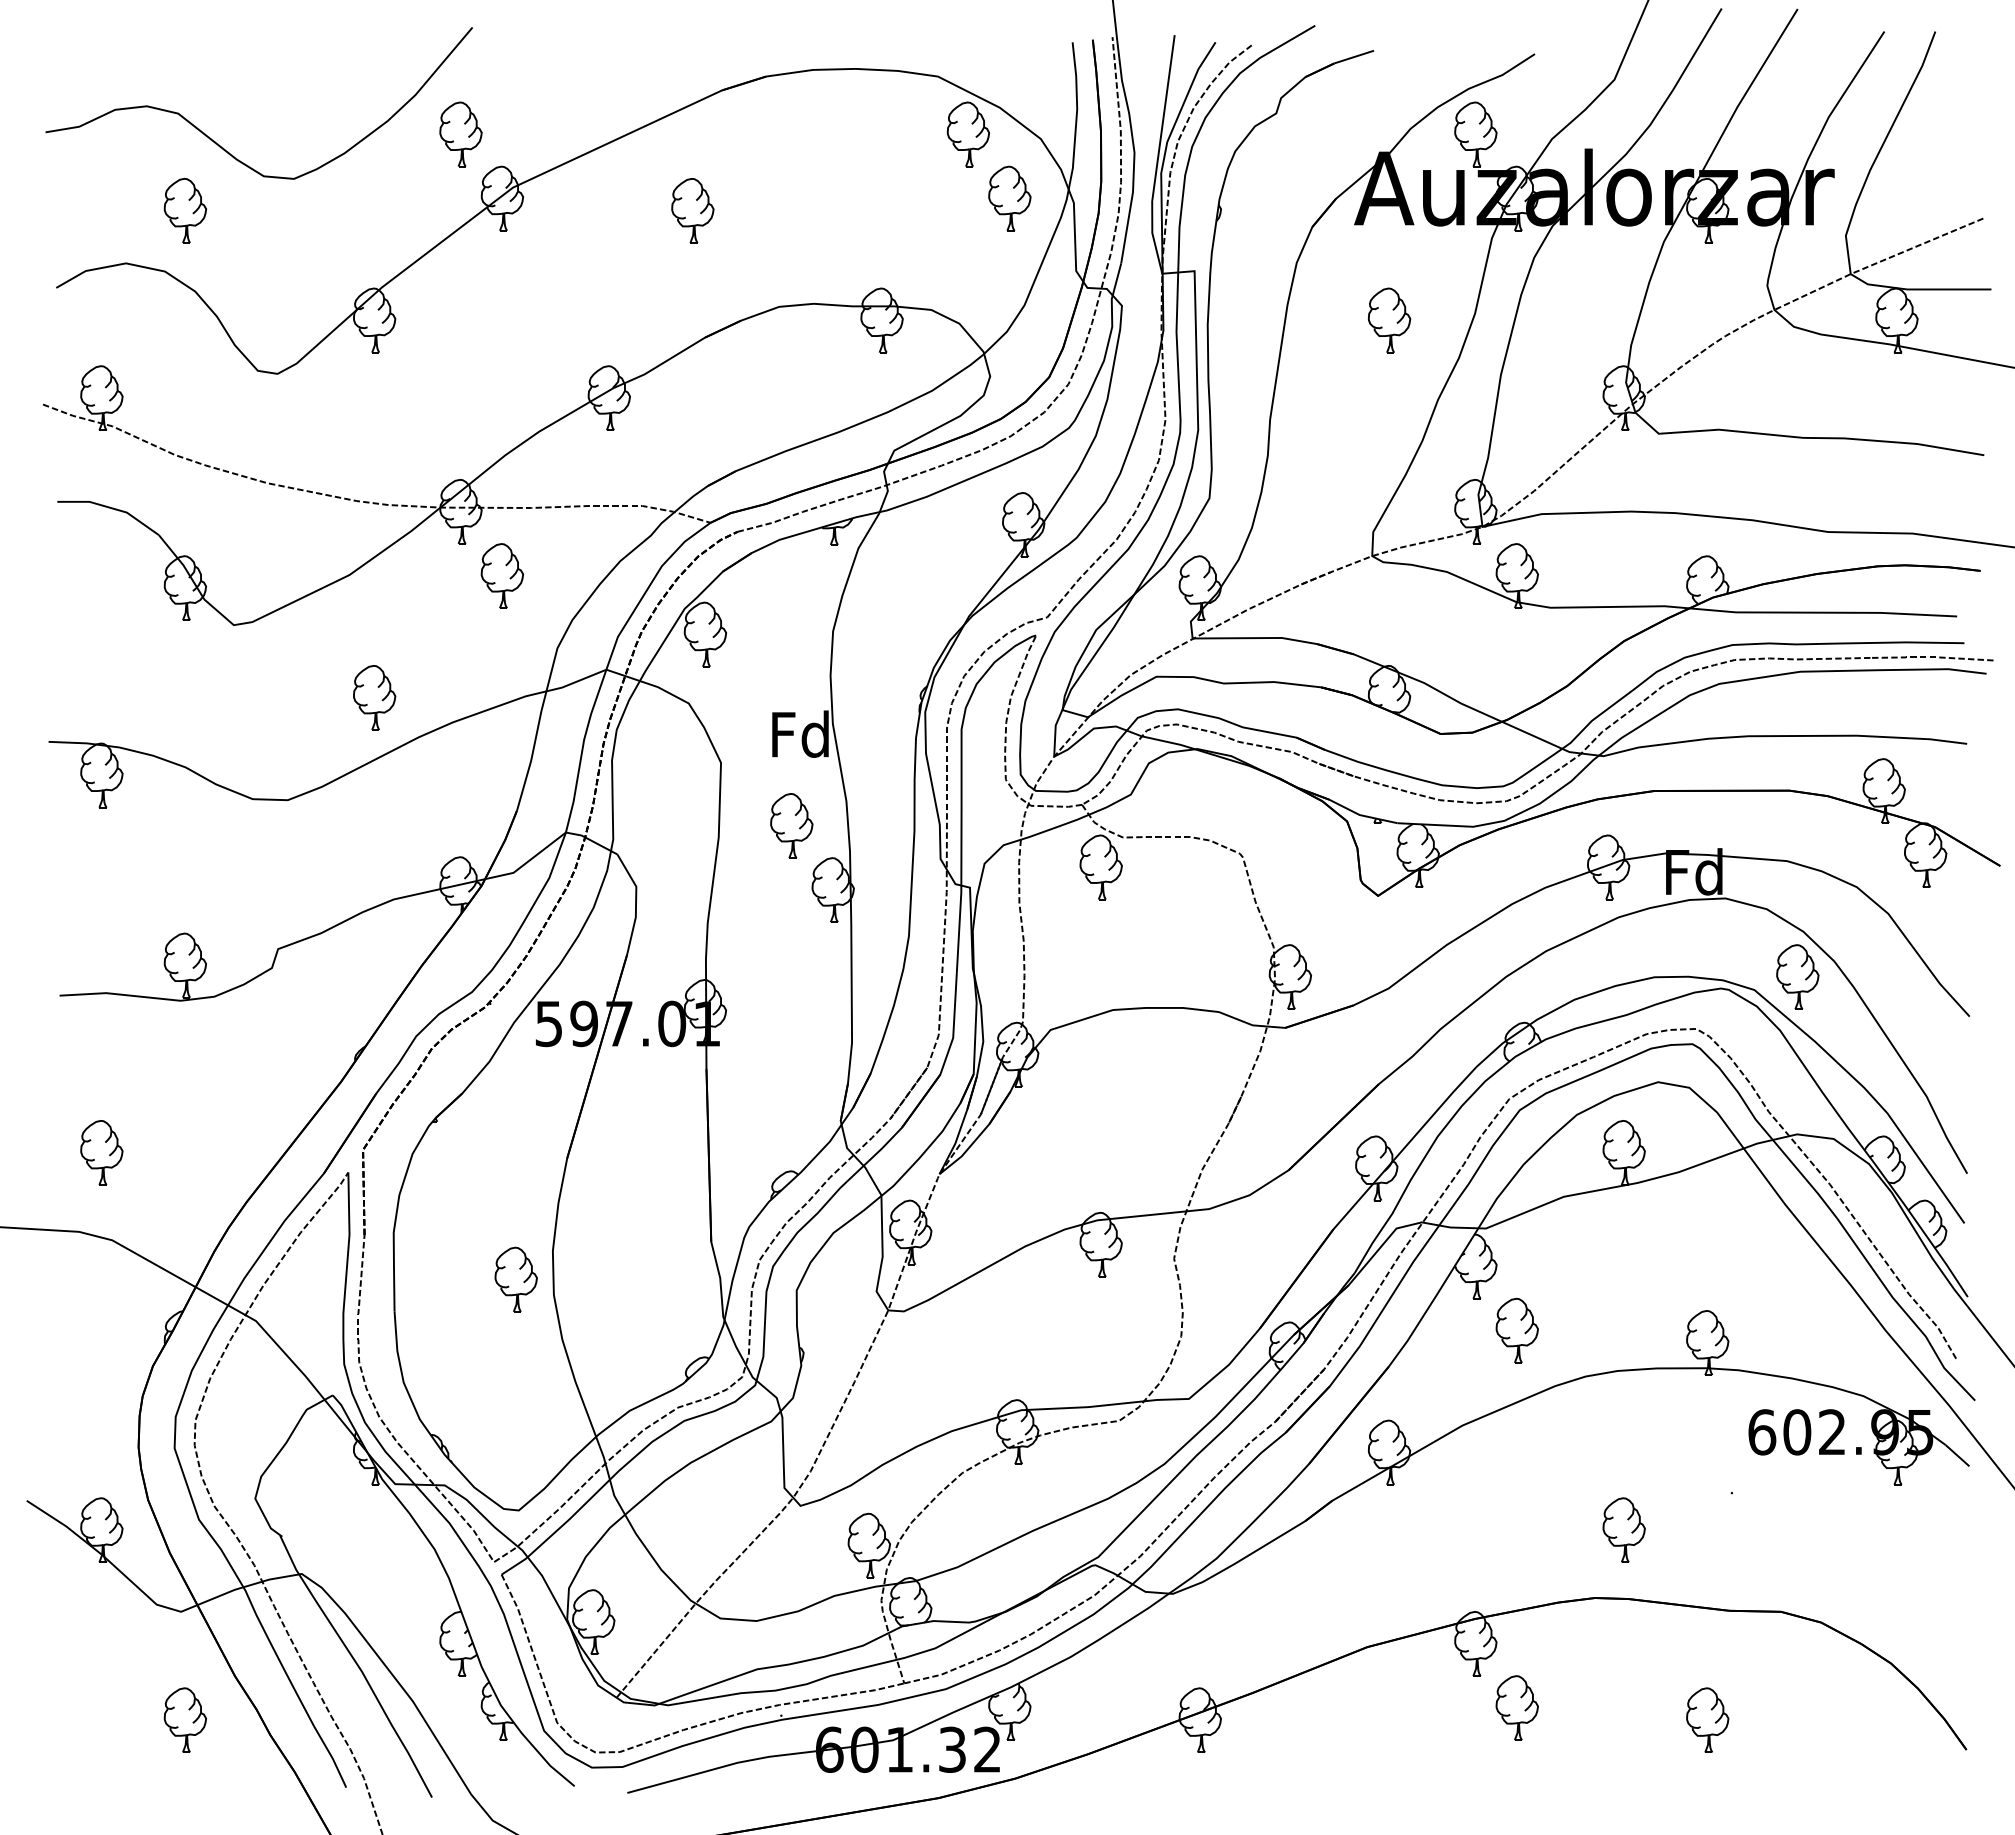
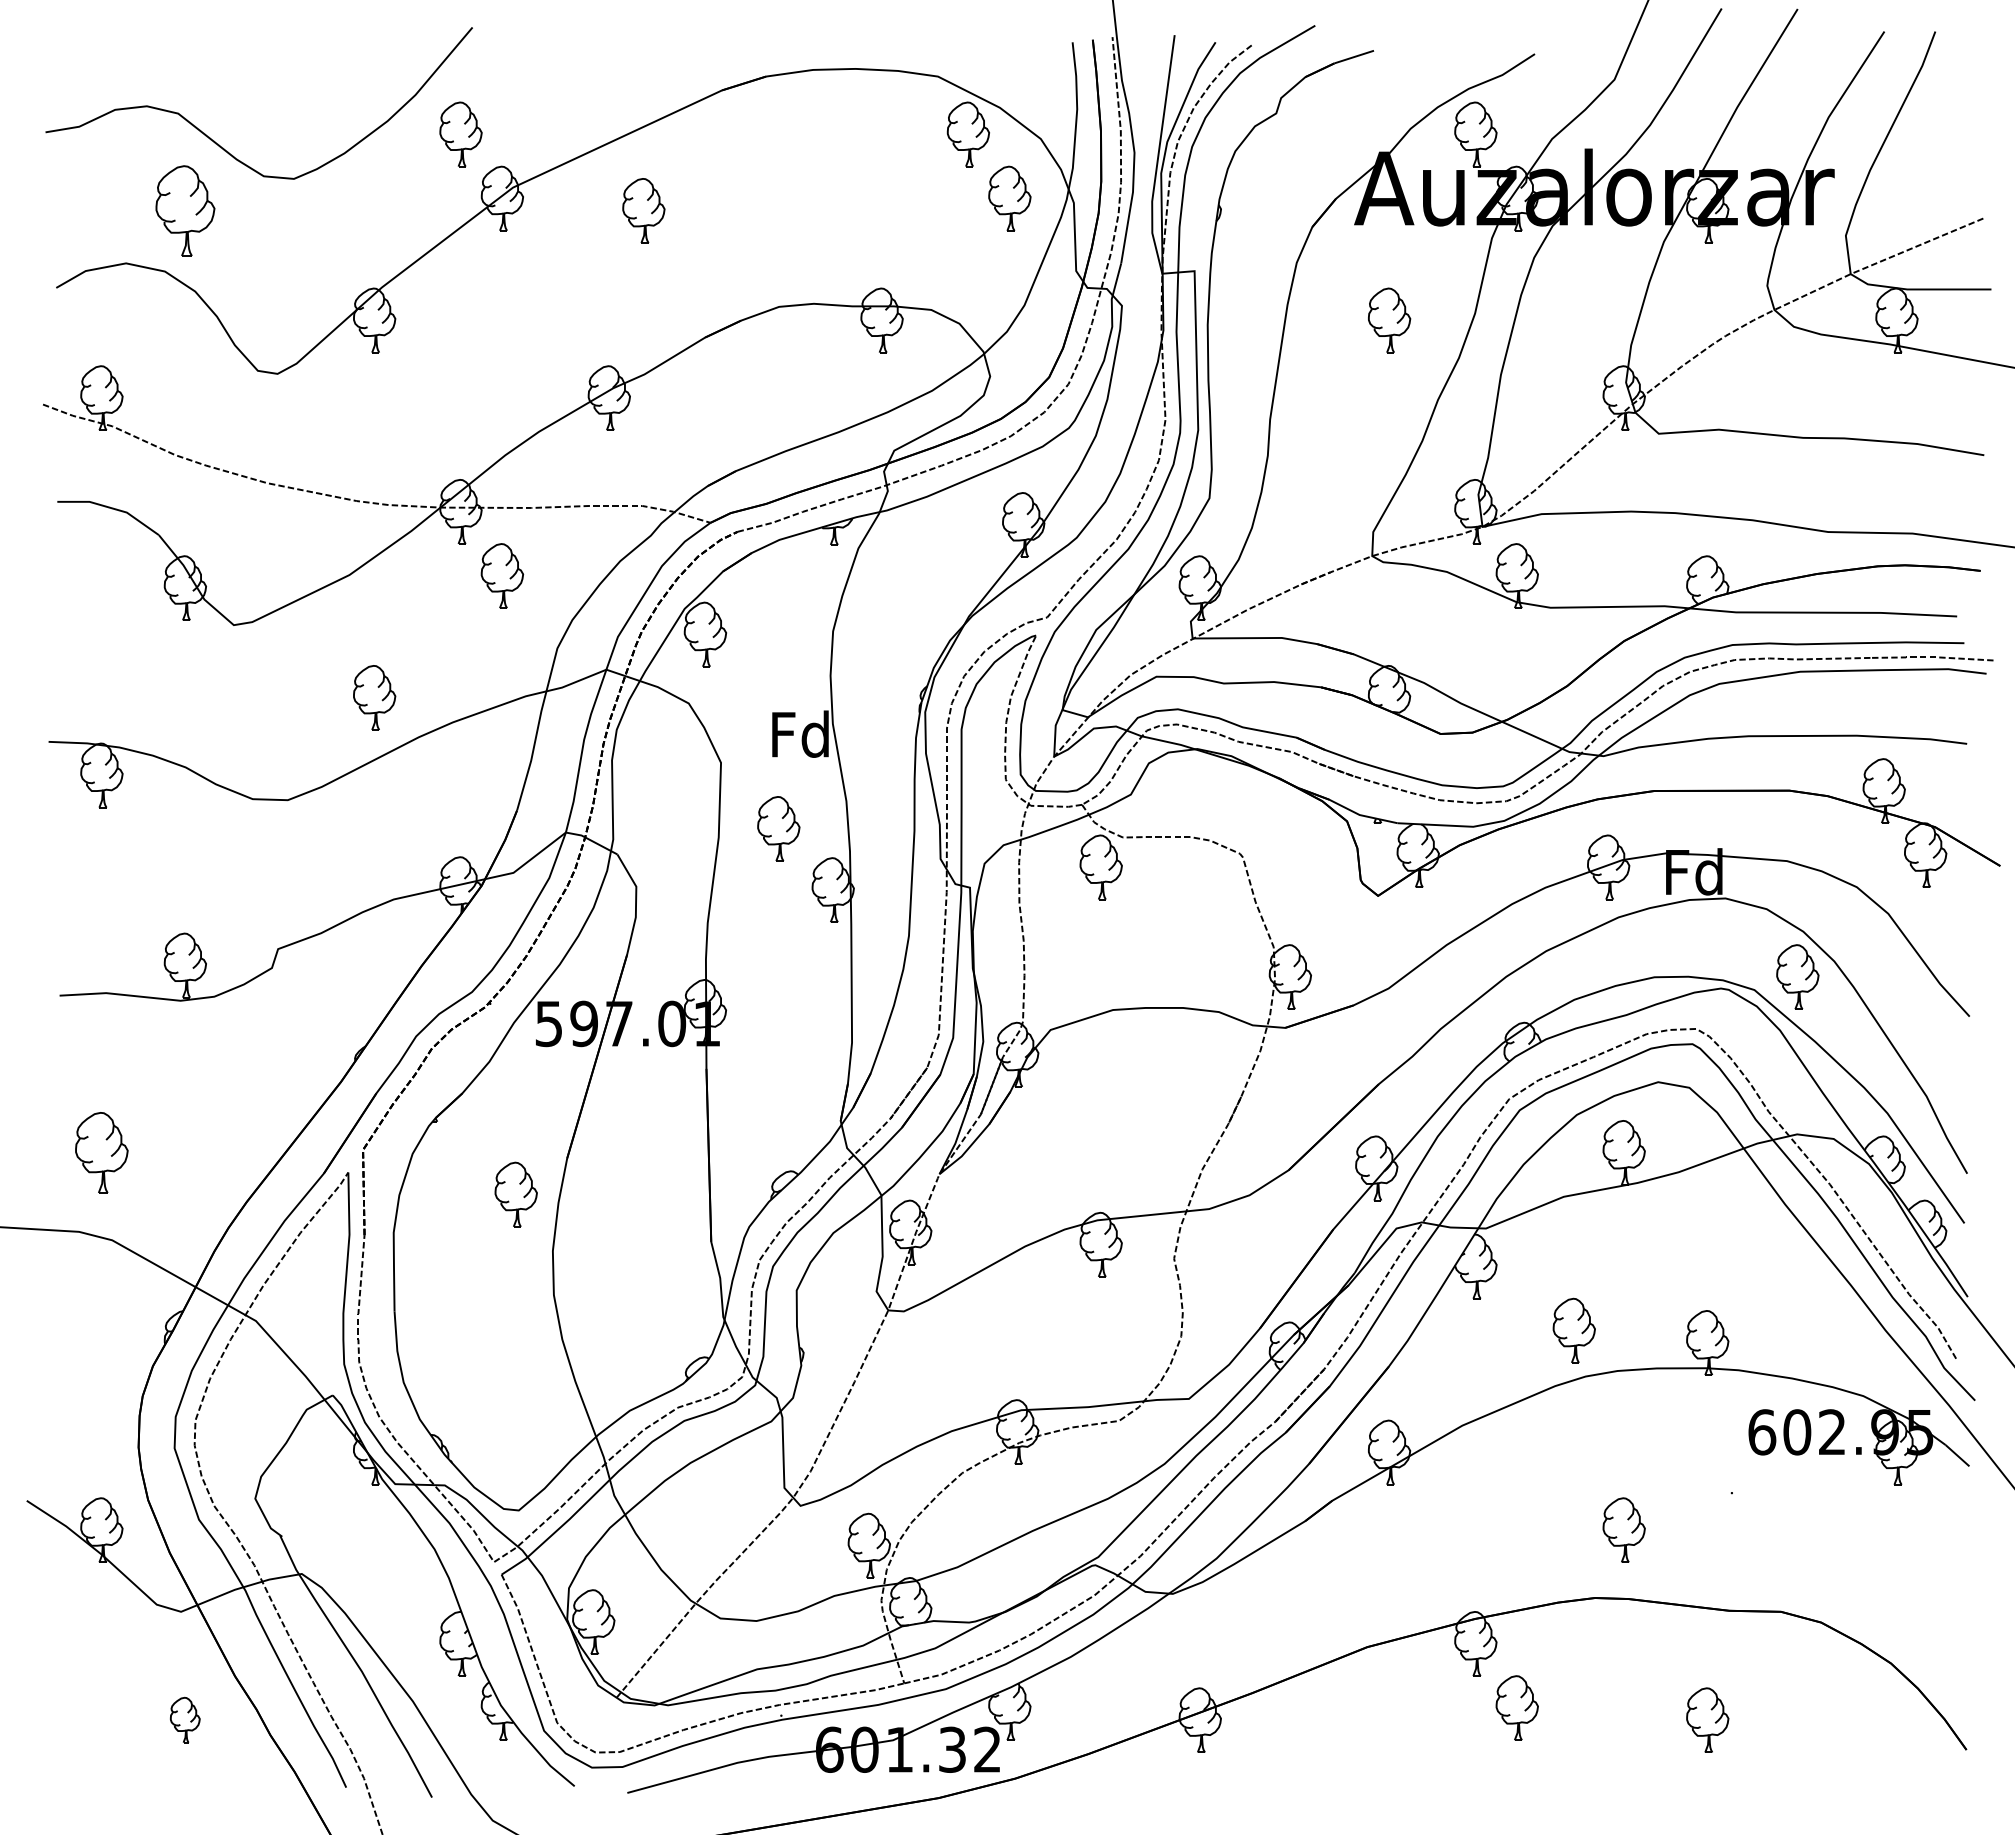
part size: 45x67 px -> 61x92 px (185, 210)
part position: (692, 210) -> (643, 210) (643, 210)
part position: (791, 825) -> (778, 828) (778, 828)
part size: 44x66 px -> 54x82 px (101, 1152)
part position: (515, 1279) -> (515, 1194) (515, 1194)
part position: (1516, 1330) -> (1573, 1330) (1573, 1330)
part size: 44x66 px -> 31x48 px (185, 1719)
